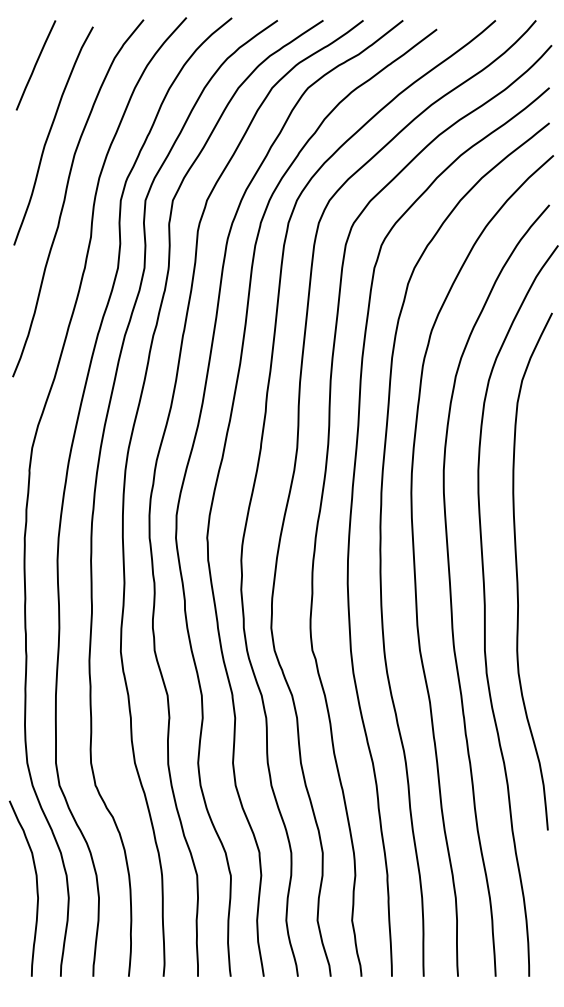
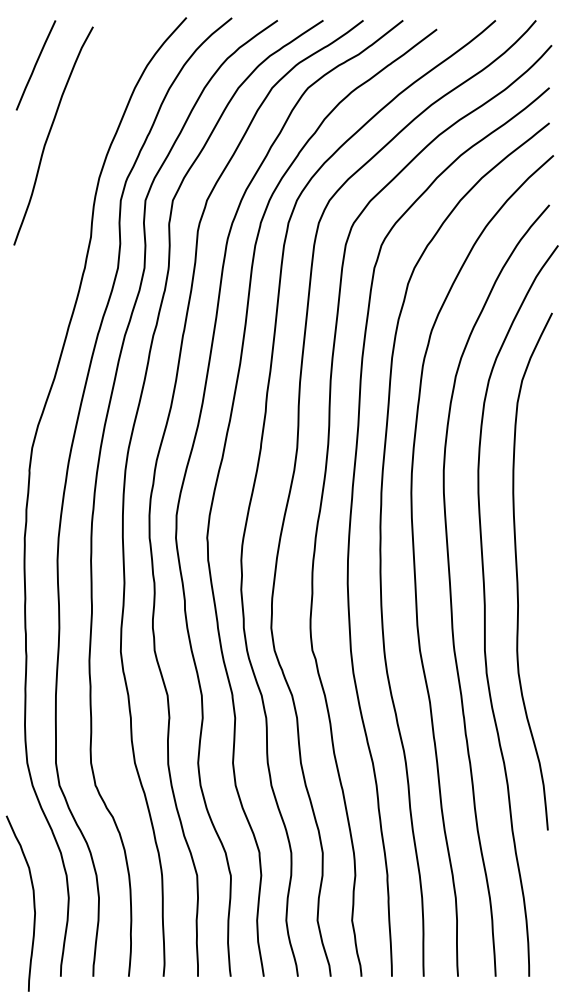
curve: present -> none (66, 196)
curve position: (36, 888) -> (33, 903) (33, 903)
